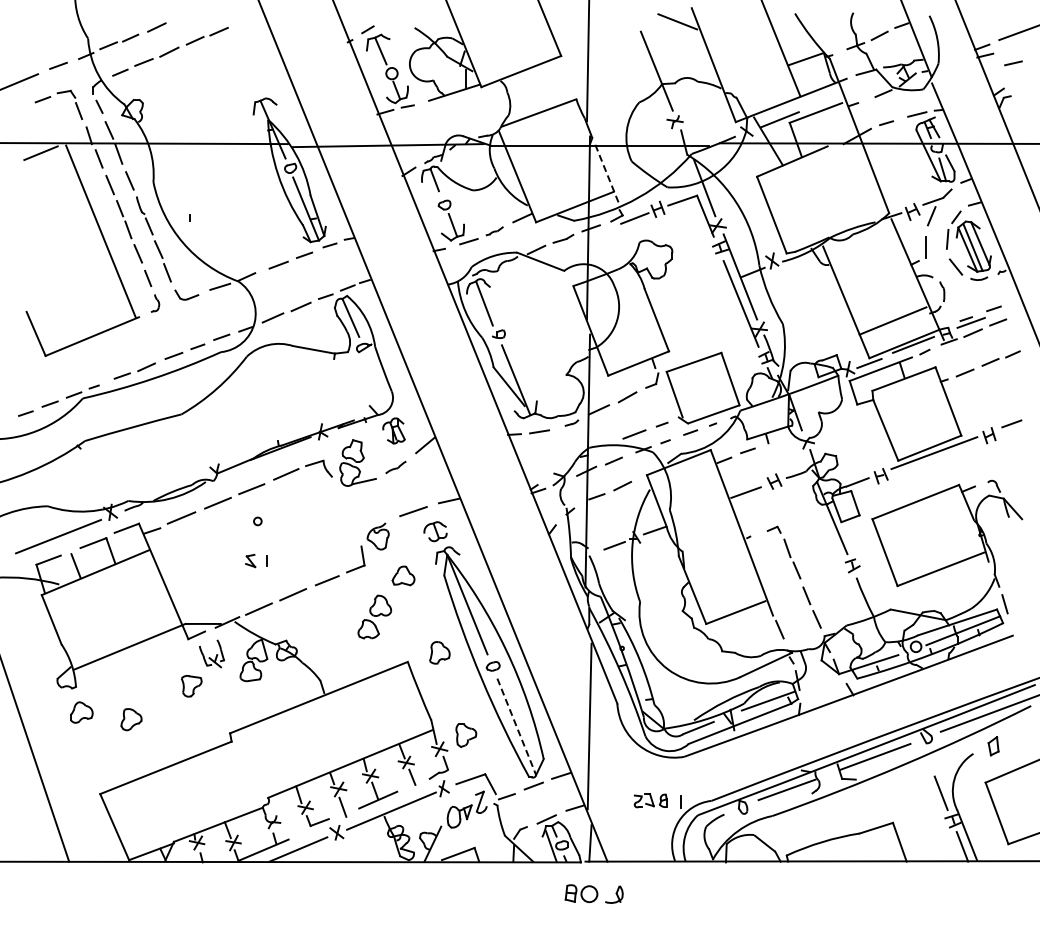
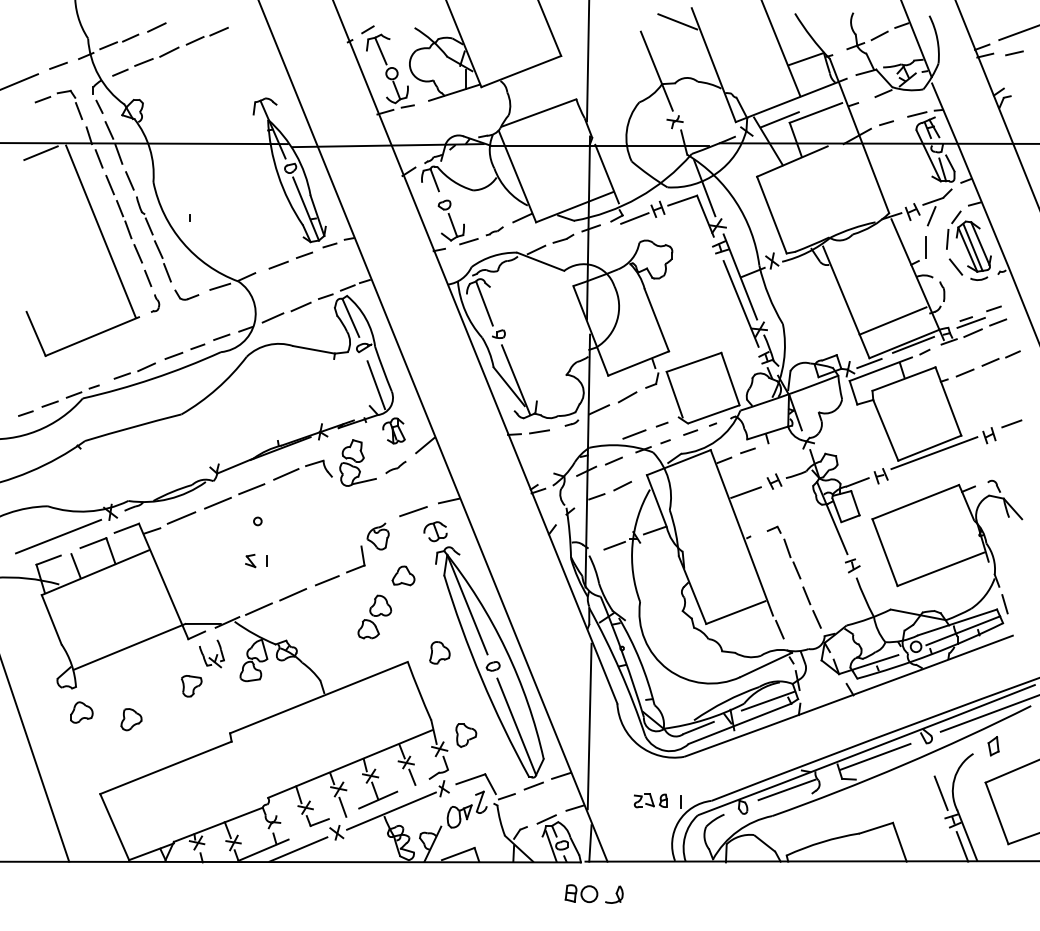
line position: (1013, 63) -> (1014, 53) (1014, 53)
line: dashed -> solid (607, 174)
line: none -> present (376, 385)
line: dashed -> solid (516, 726)
